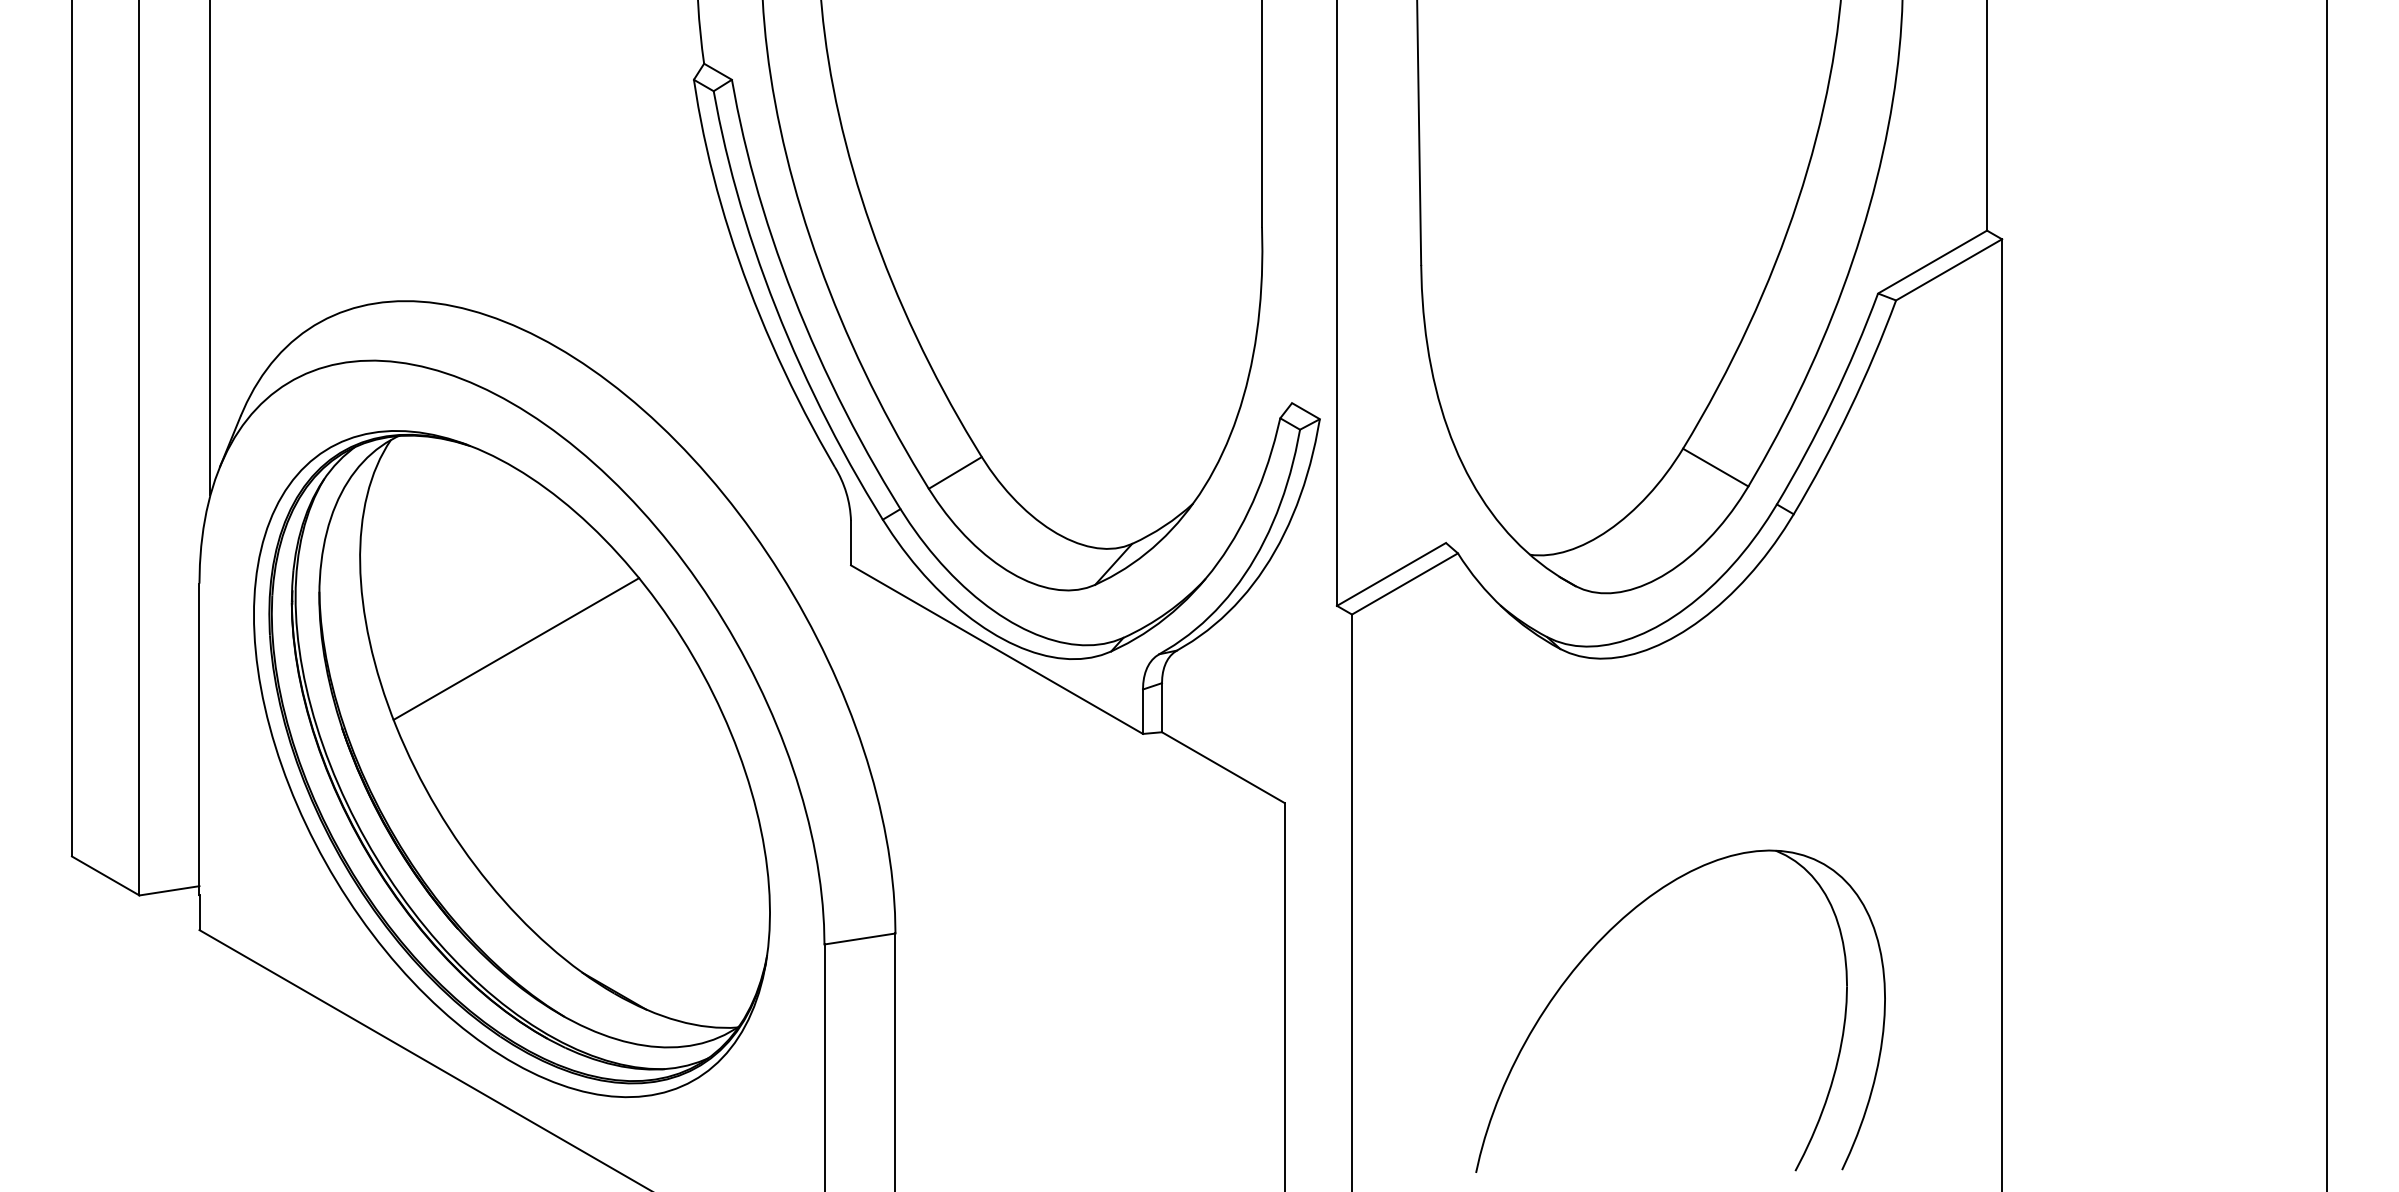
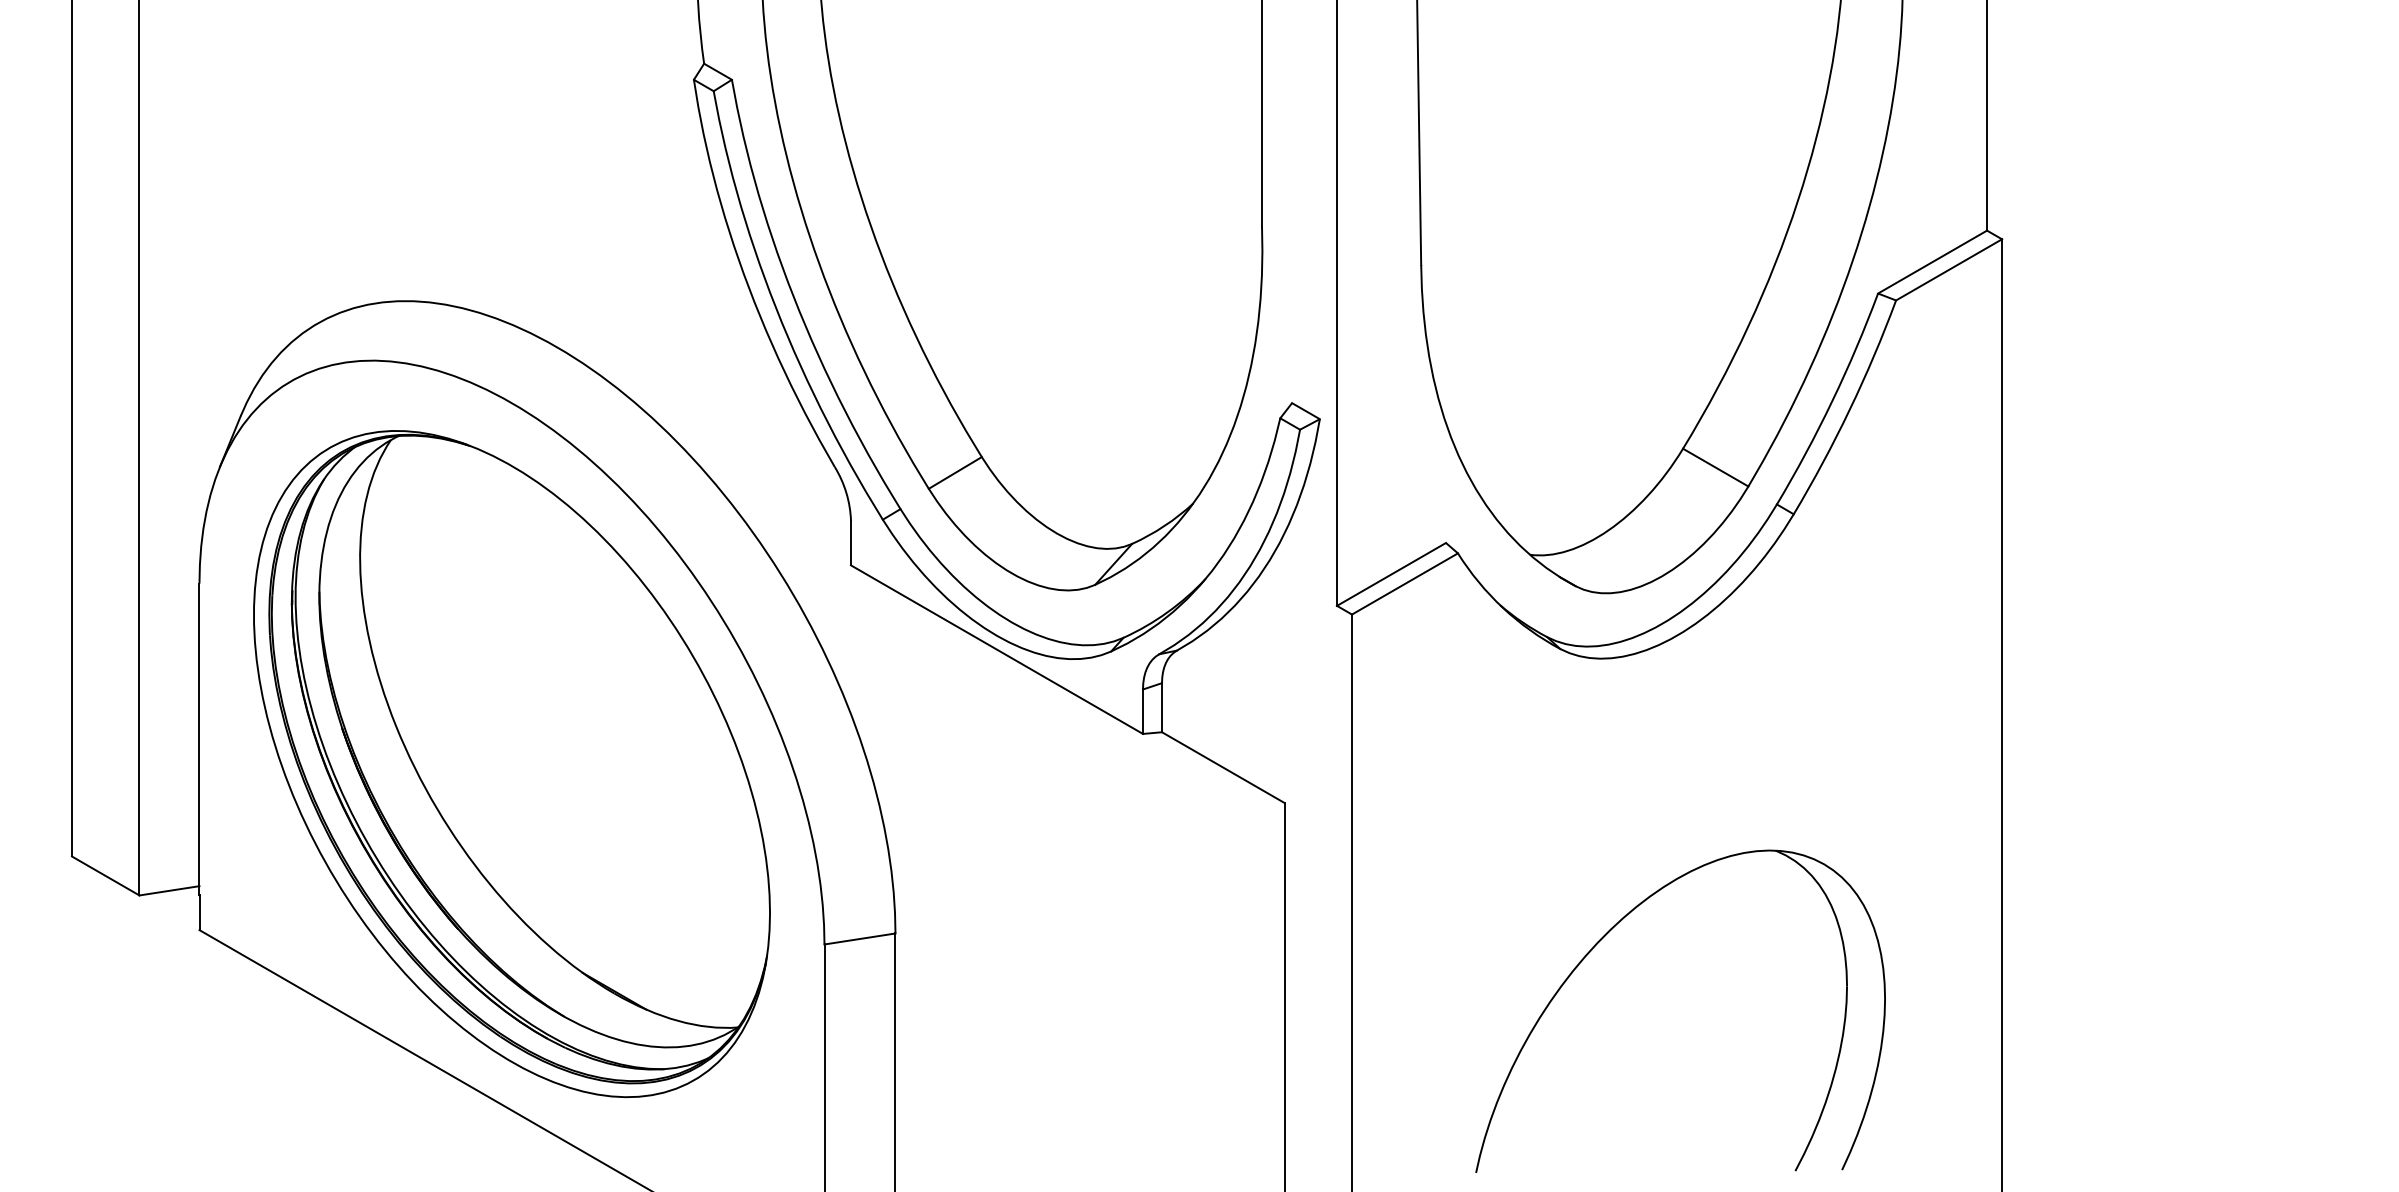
line: present -> none (210, 248)
line: present -> none (2327, 595)
line: present -> none (516, 648)
